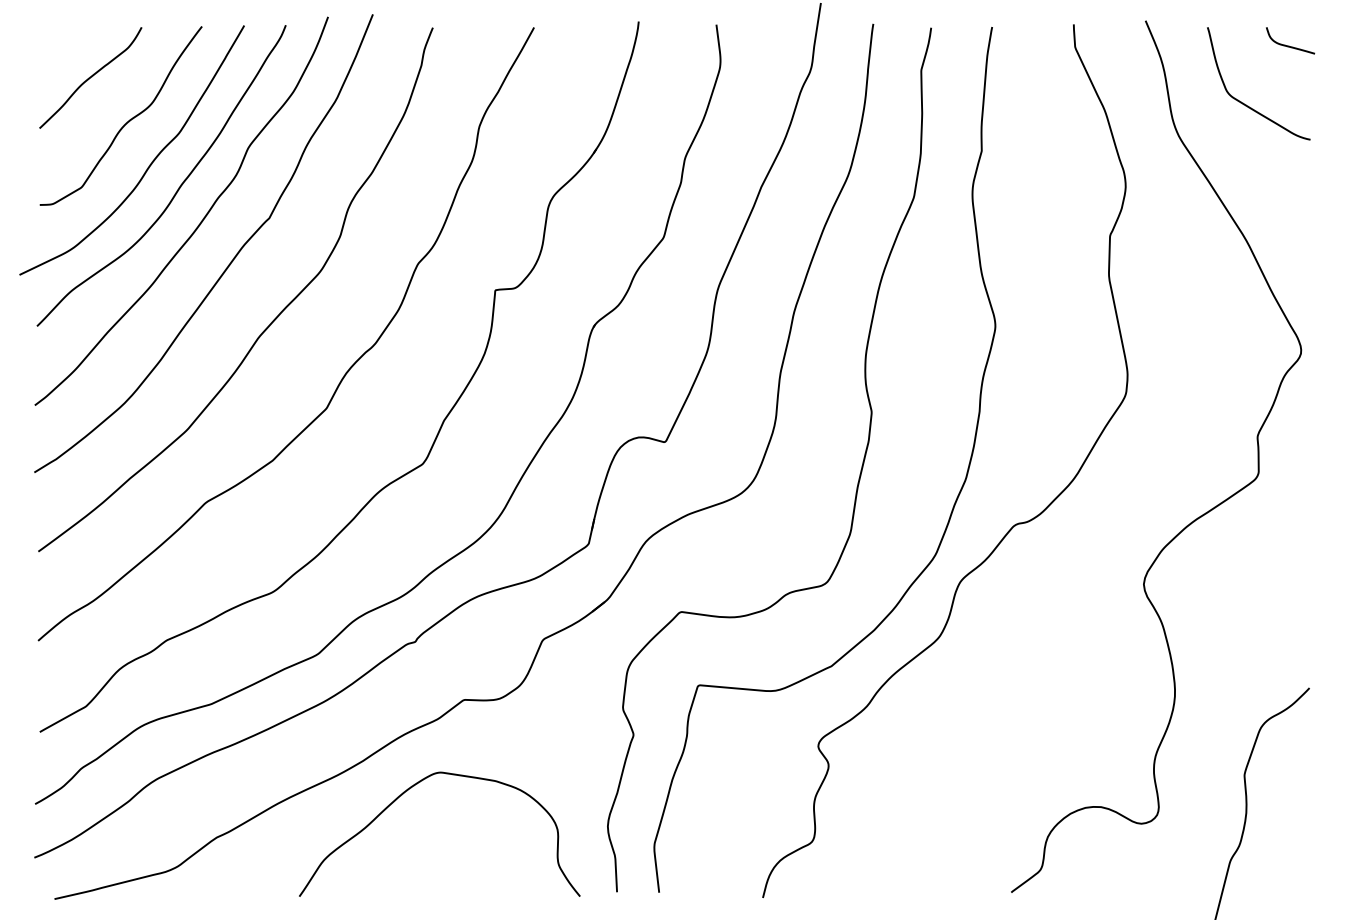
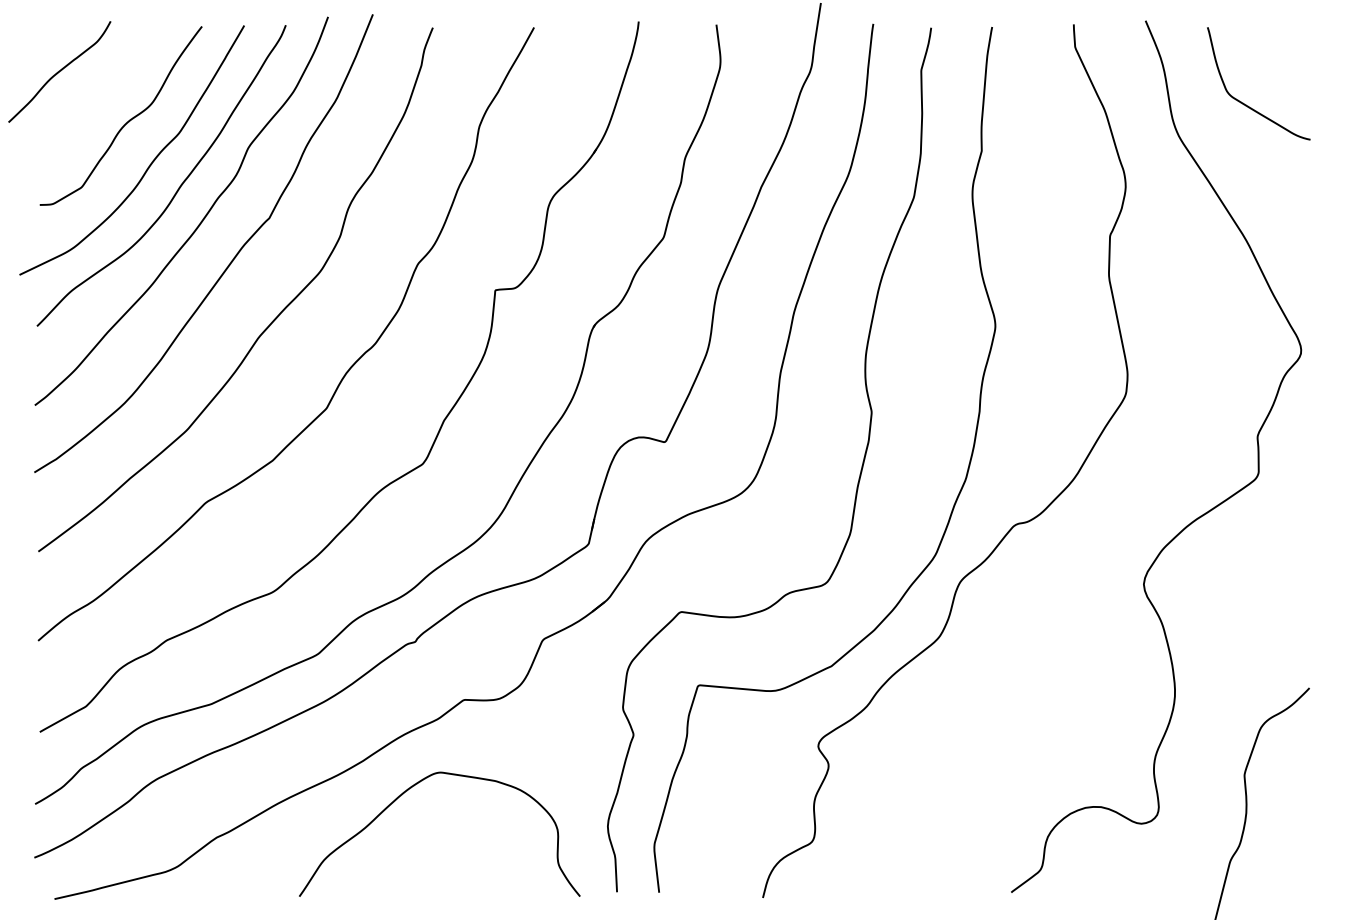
curve: present -> none (1289, 45)
curve position: (90, 77) -> (59, 71) (59, 71)
